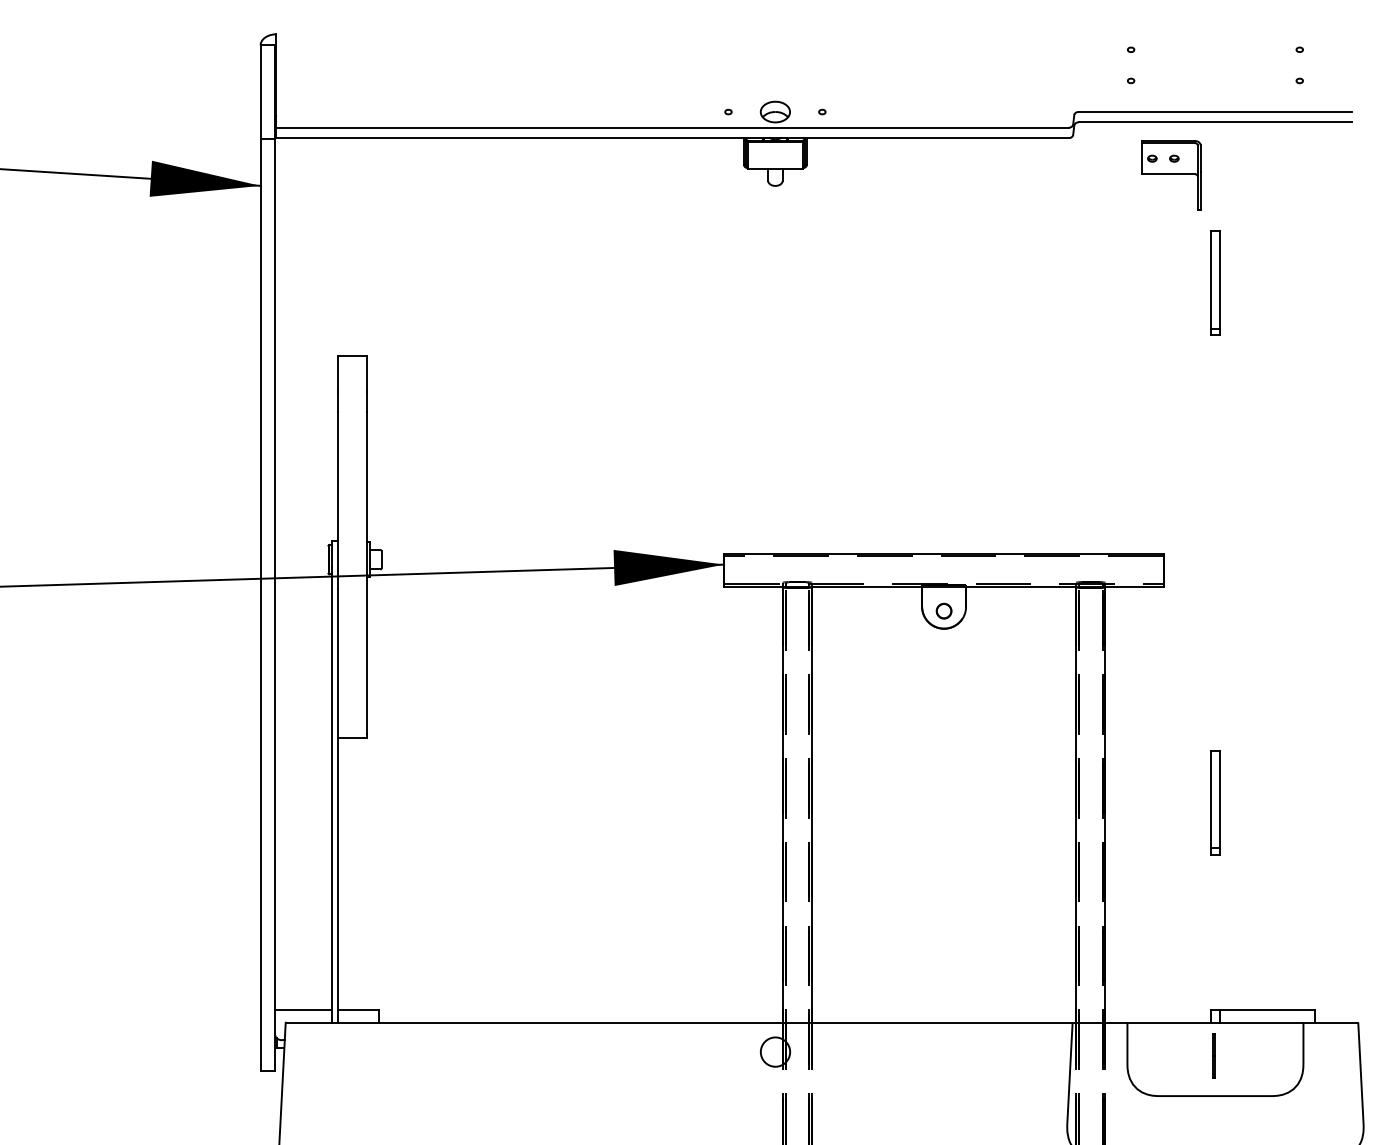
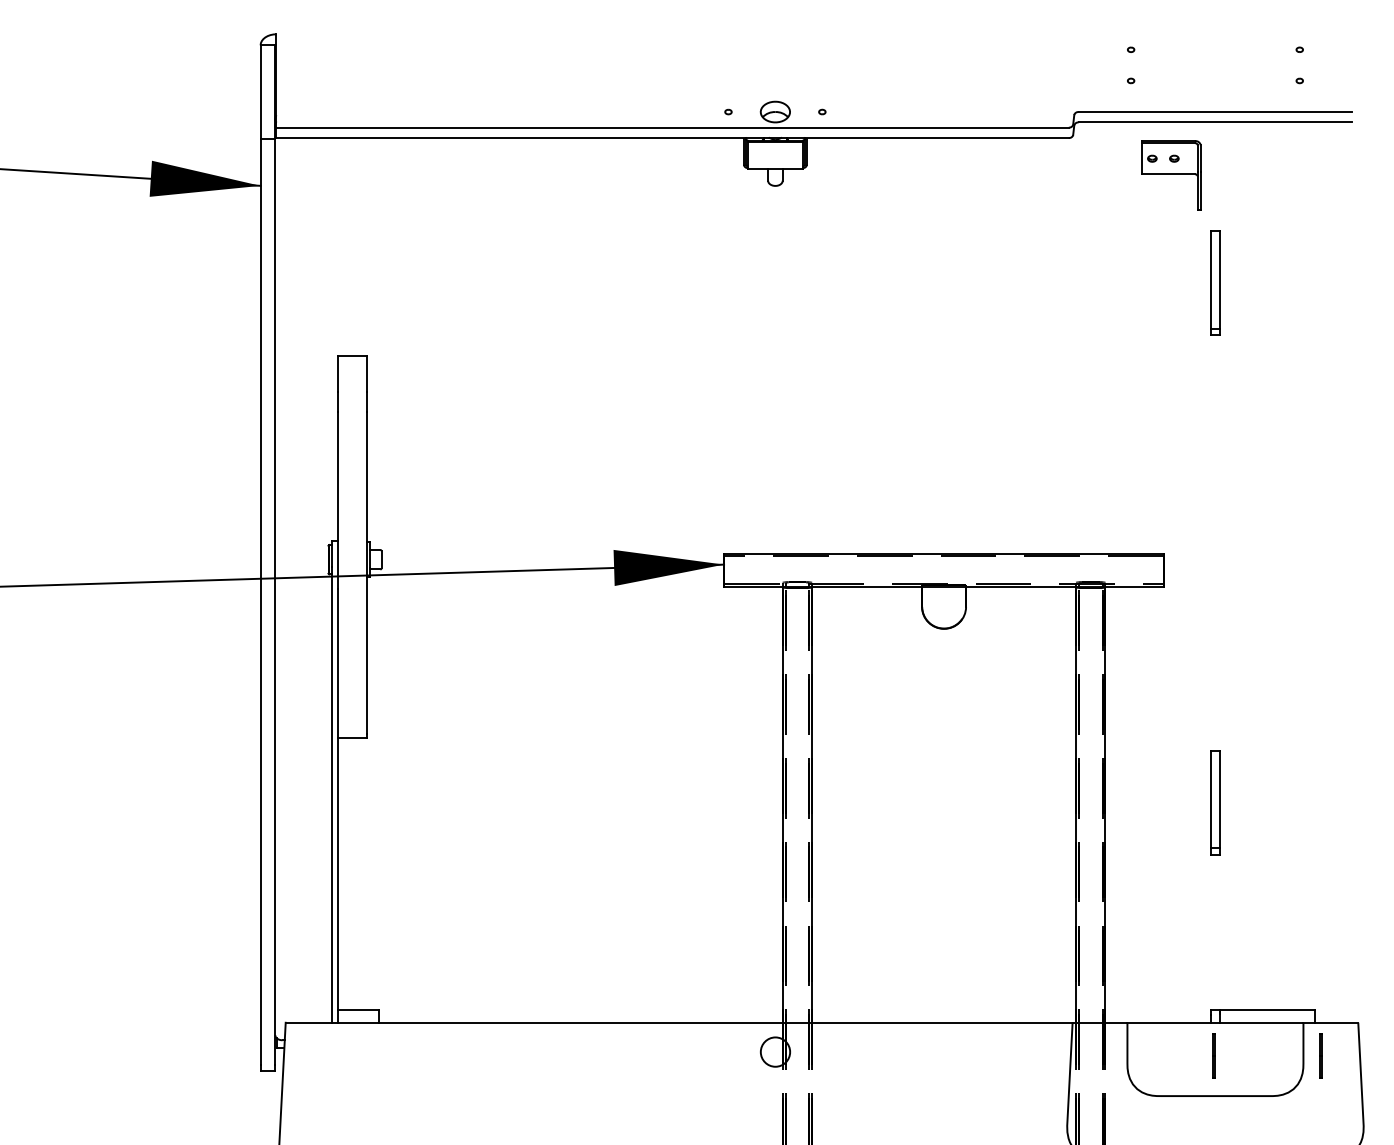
part: present -> none (943, 610)
line: present -> none (303, 1010)
line: none -> present (1320, 1055)
